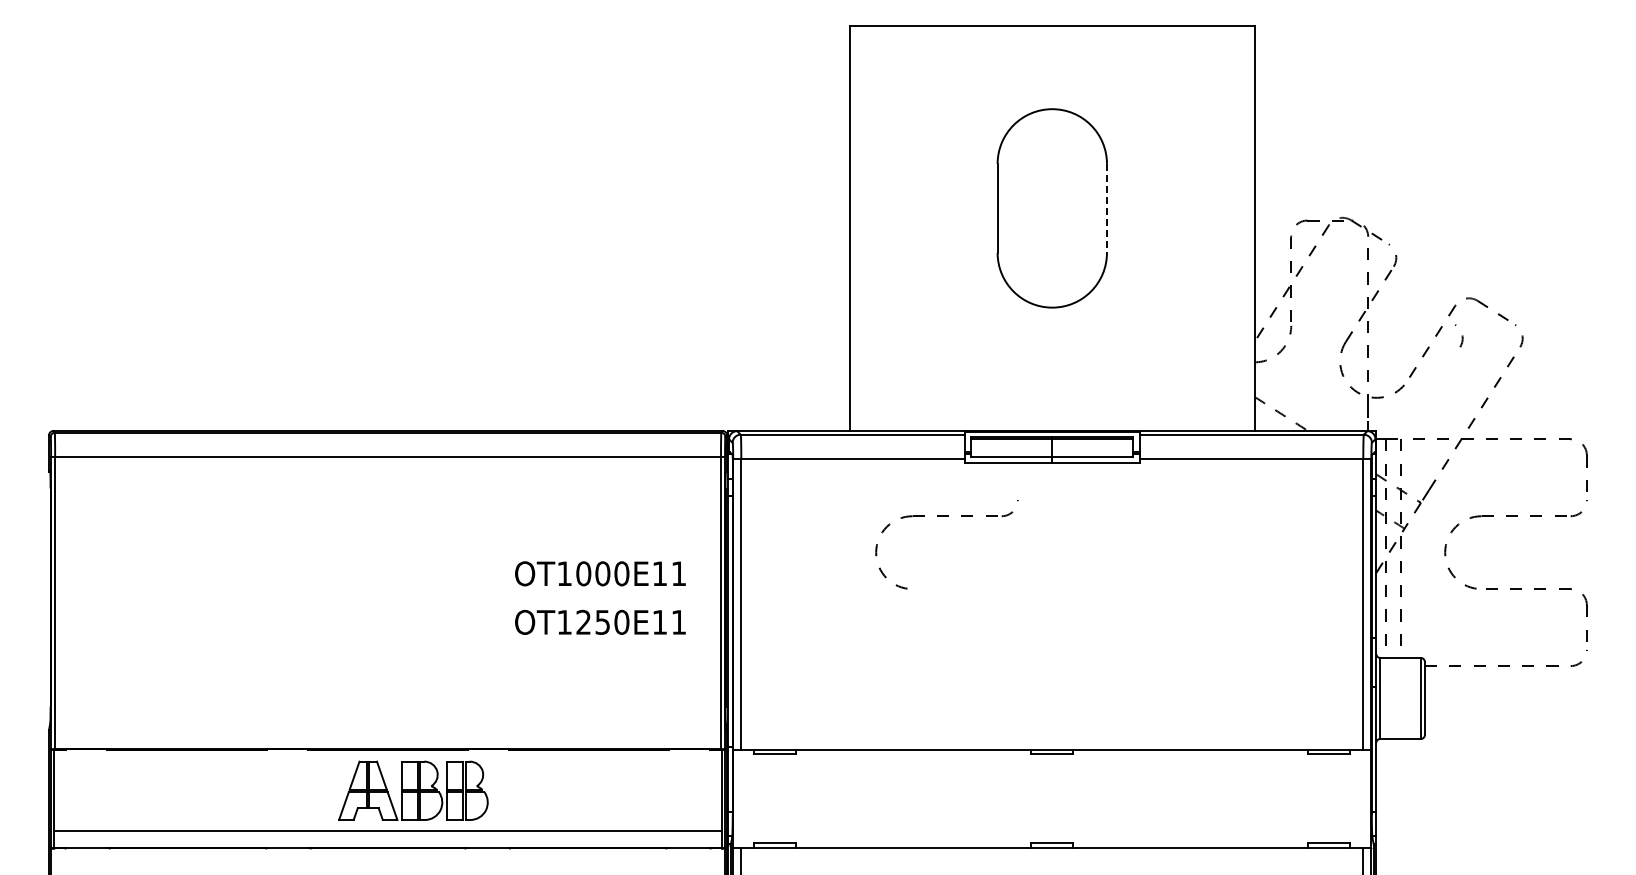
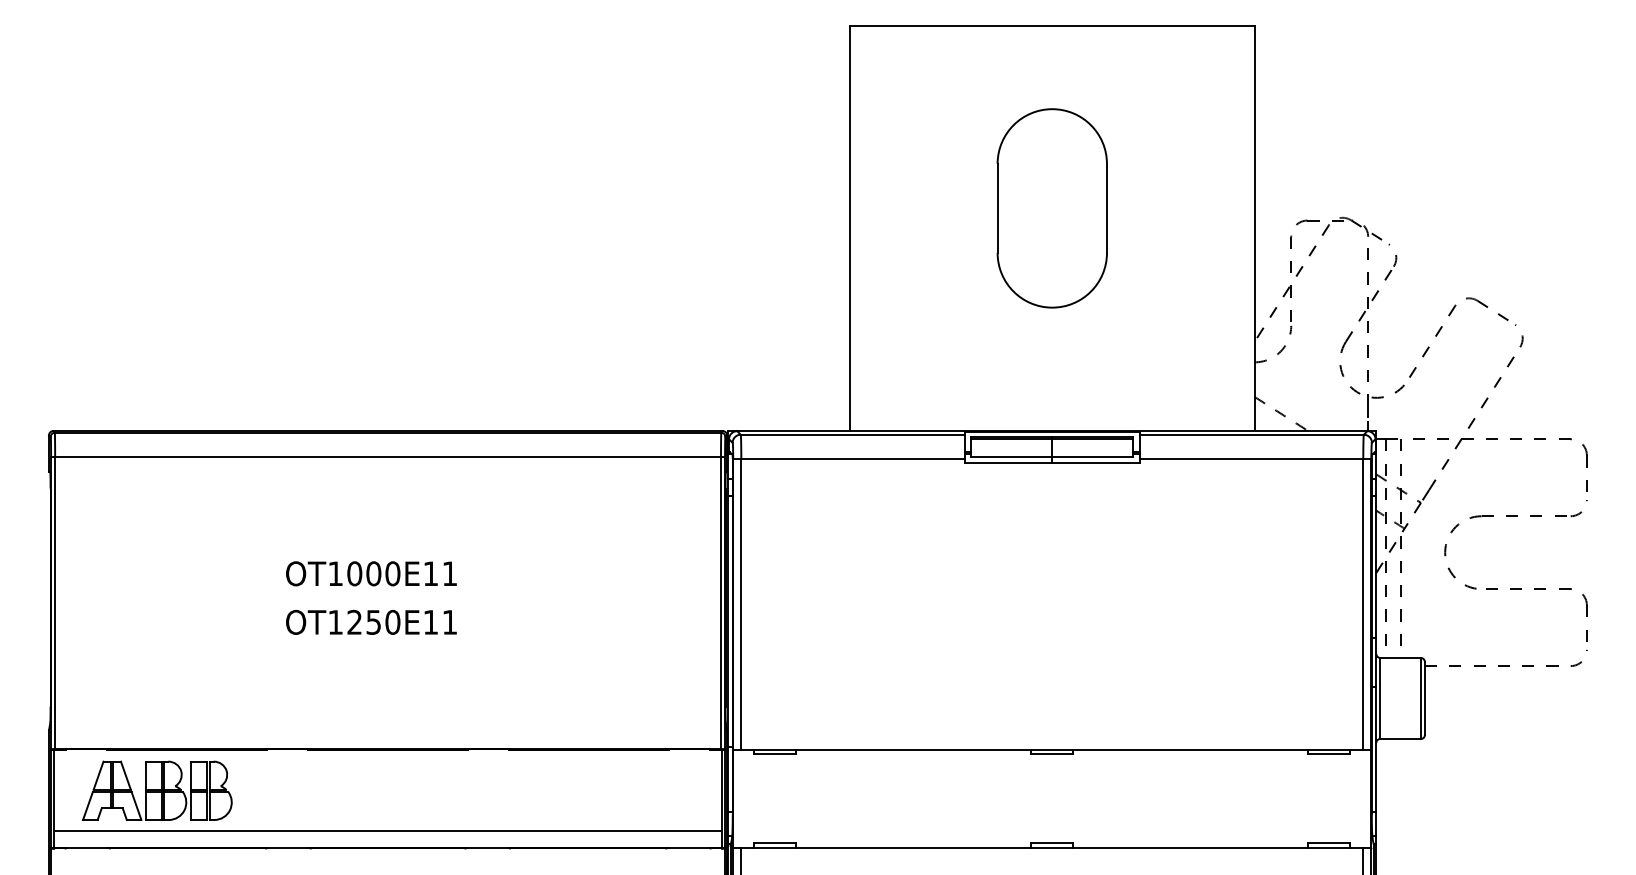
line: dashed -> solid (1106, 208)
arc: present -> none (1461, 335)
part: present -> none (946, 516)
text position: (600, 597) -> (371, 597) (371, 597)
part position: (413, 790) -> (157, 790) (157, 790)
